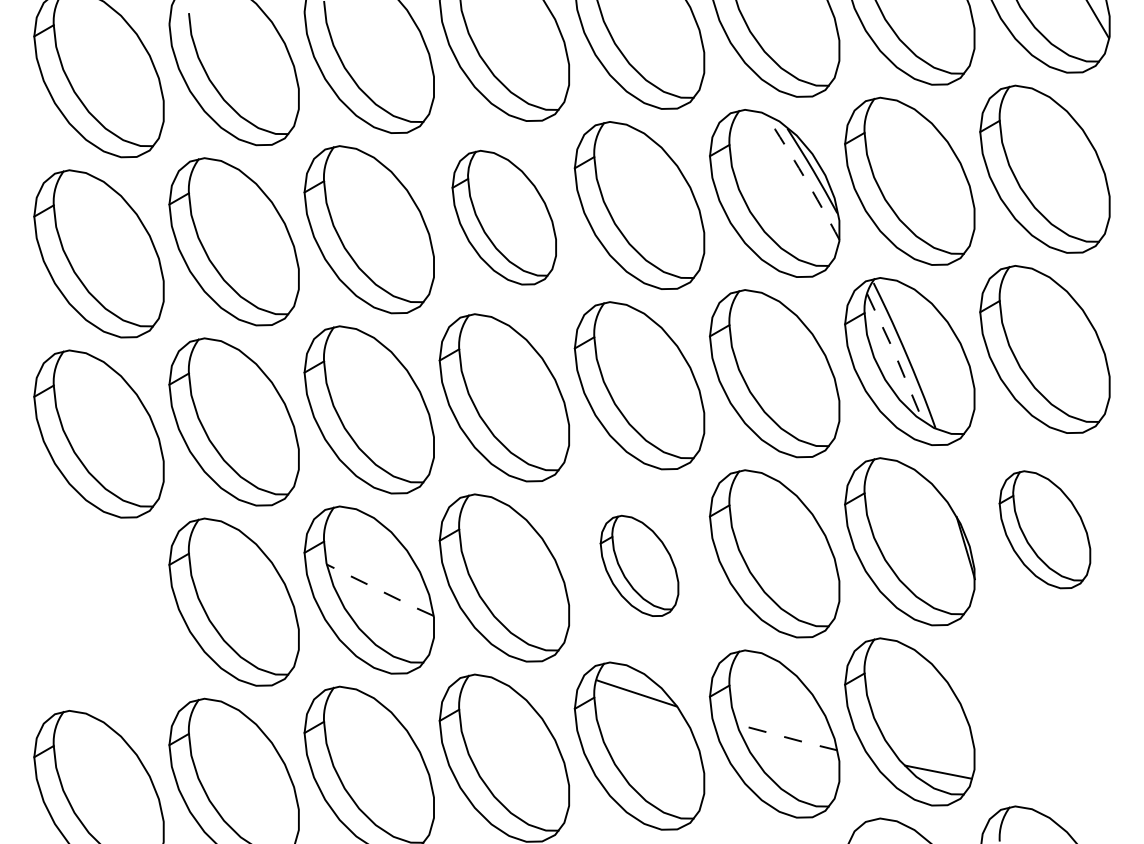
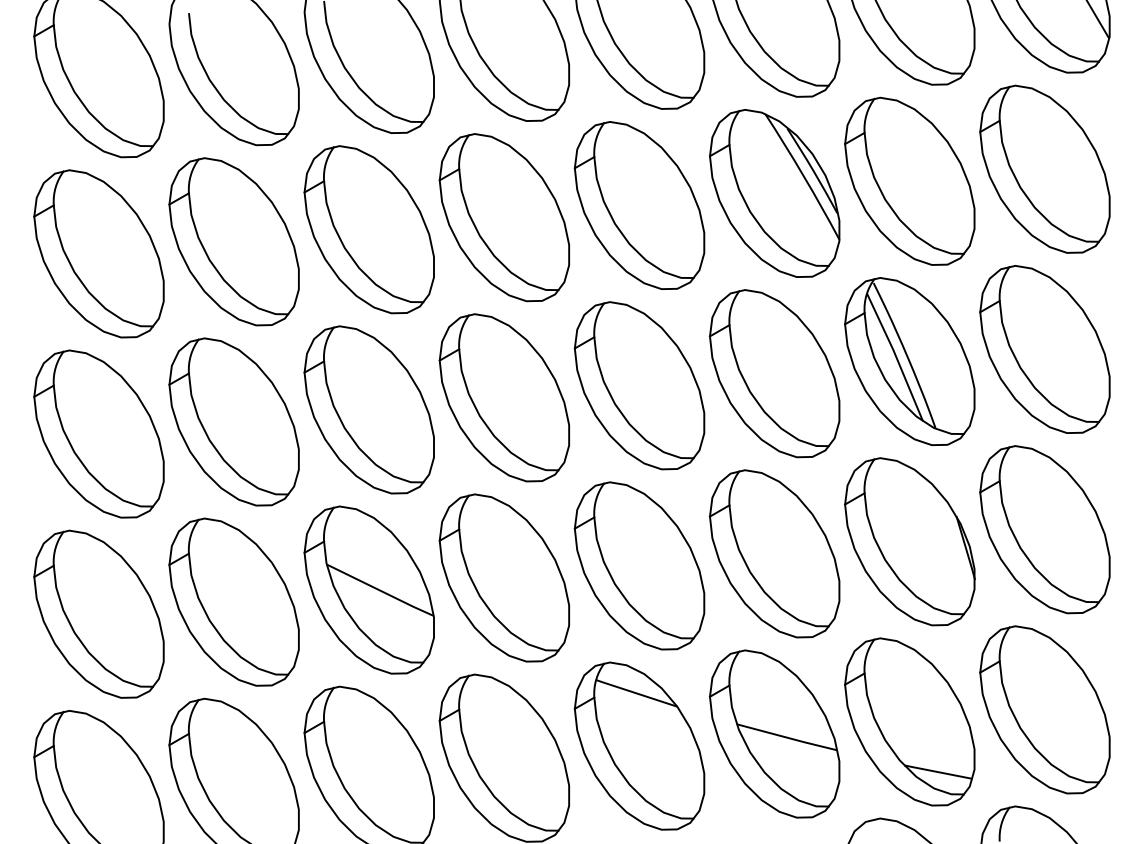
arc: dashed -> solid (803, 176)
part size: 106x137 px -> 132x170 px (503, 217)
line: dashed -> solid (896, 357)
part size: 94x120 px -> 132x170 px (1044, 529)
part size: 81x103 px -> 133x170 px (639, 565)
line: dashed -> solid (380, 590)
part: none -> present (98, 613)
part: none -> present (1044, 709)
line: dashed -> solid (787, 737)
